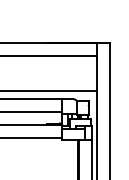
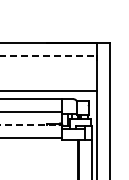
line: solid -> dashed (48, 56)
line: solid -> dashed (31, 125)
